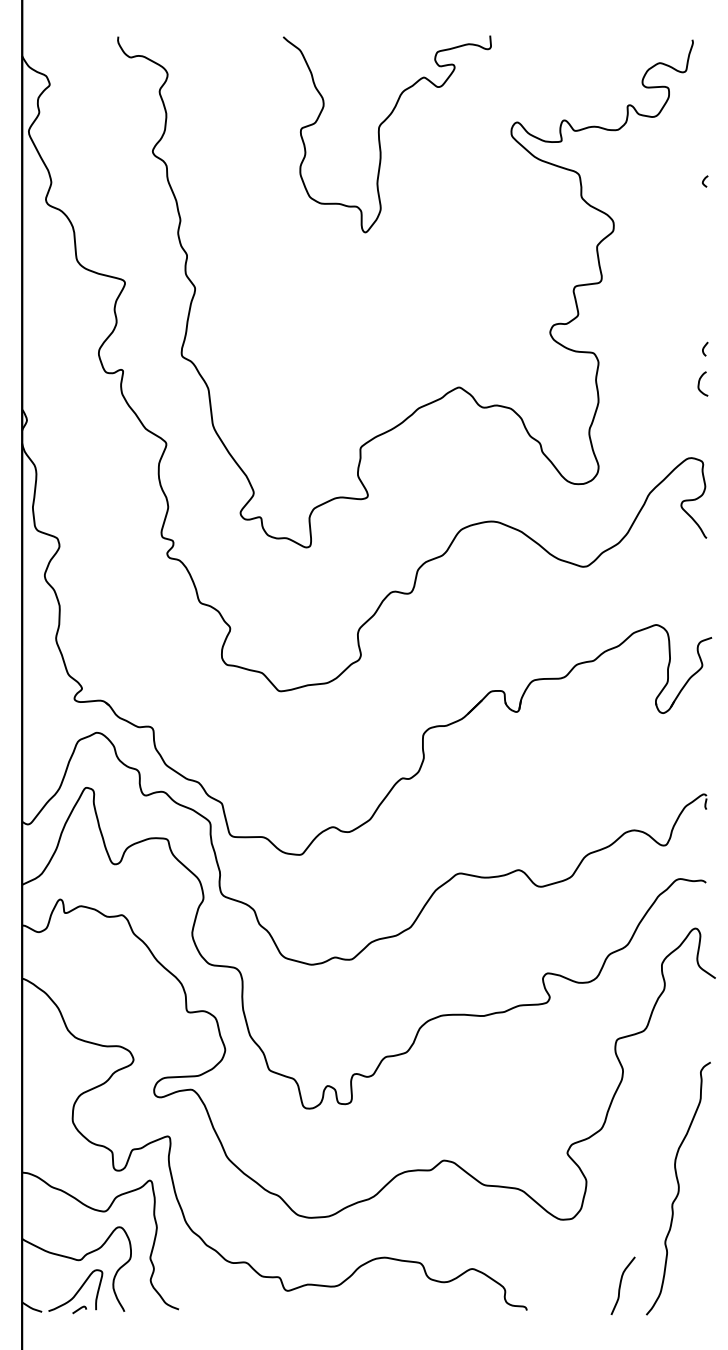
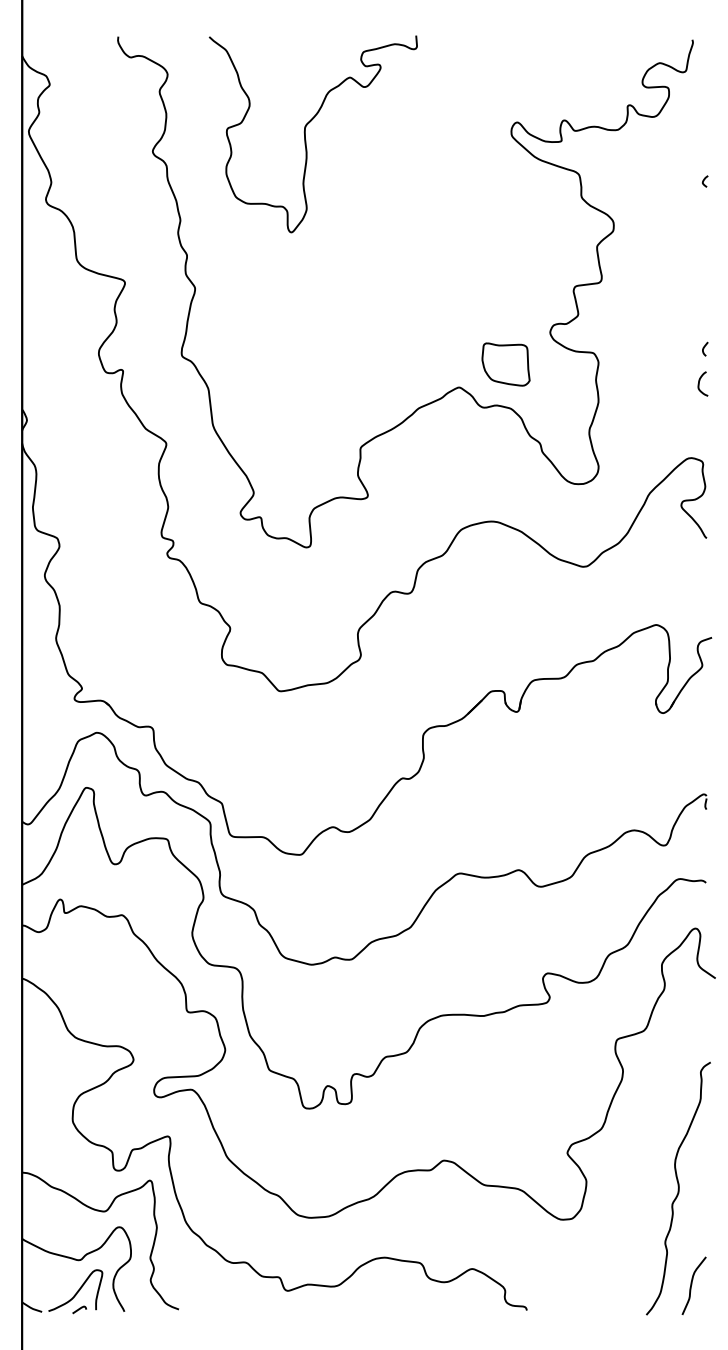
curve position: (379, 134) -> (305, 134) (305, 134)
part: none -> present (505, 364)
curve position: (621, 1284) -> (692, 1284) (692, 1284)
